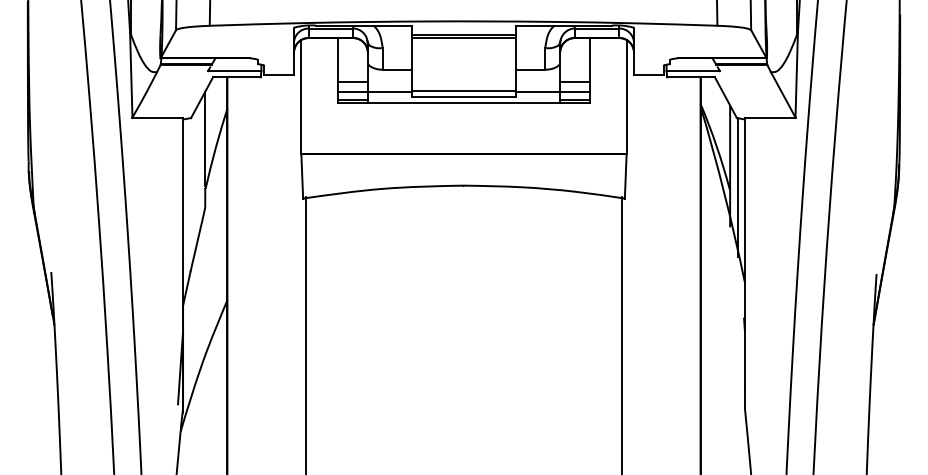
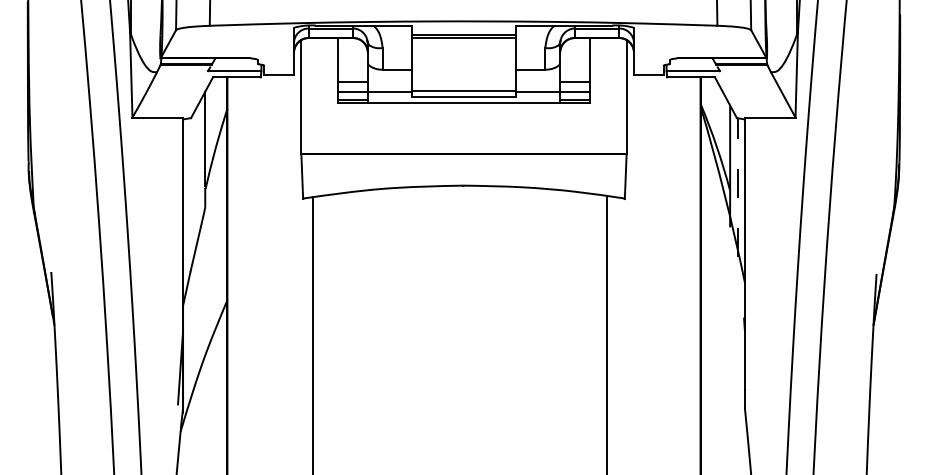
line: solid -> dashed (737, 187)
line position: (306, 334) -> (313, 334) (313, 334)
line position: (621, 334) -> (606, 334) (606, 334)
